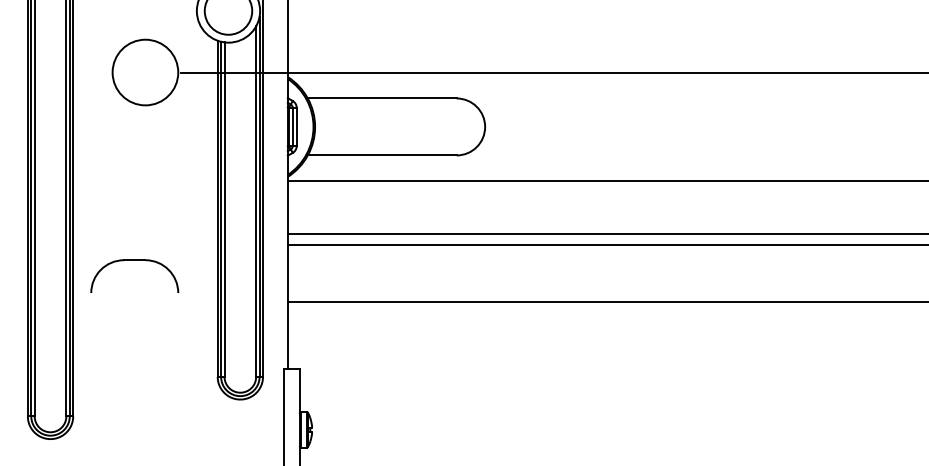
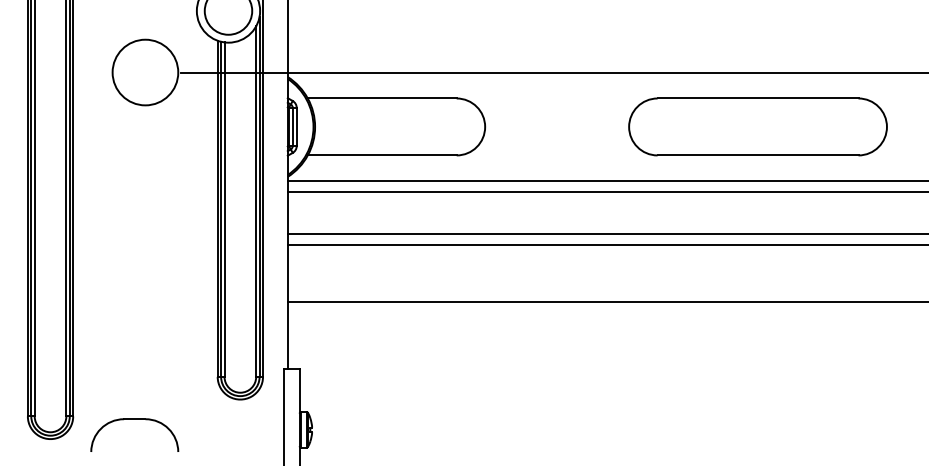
part: none -> present (757, 126)
line: none -> present (606, 191)
part position: (134, 260) -> (134, 419) (134, 419)
